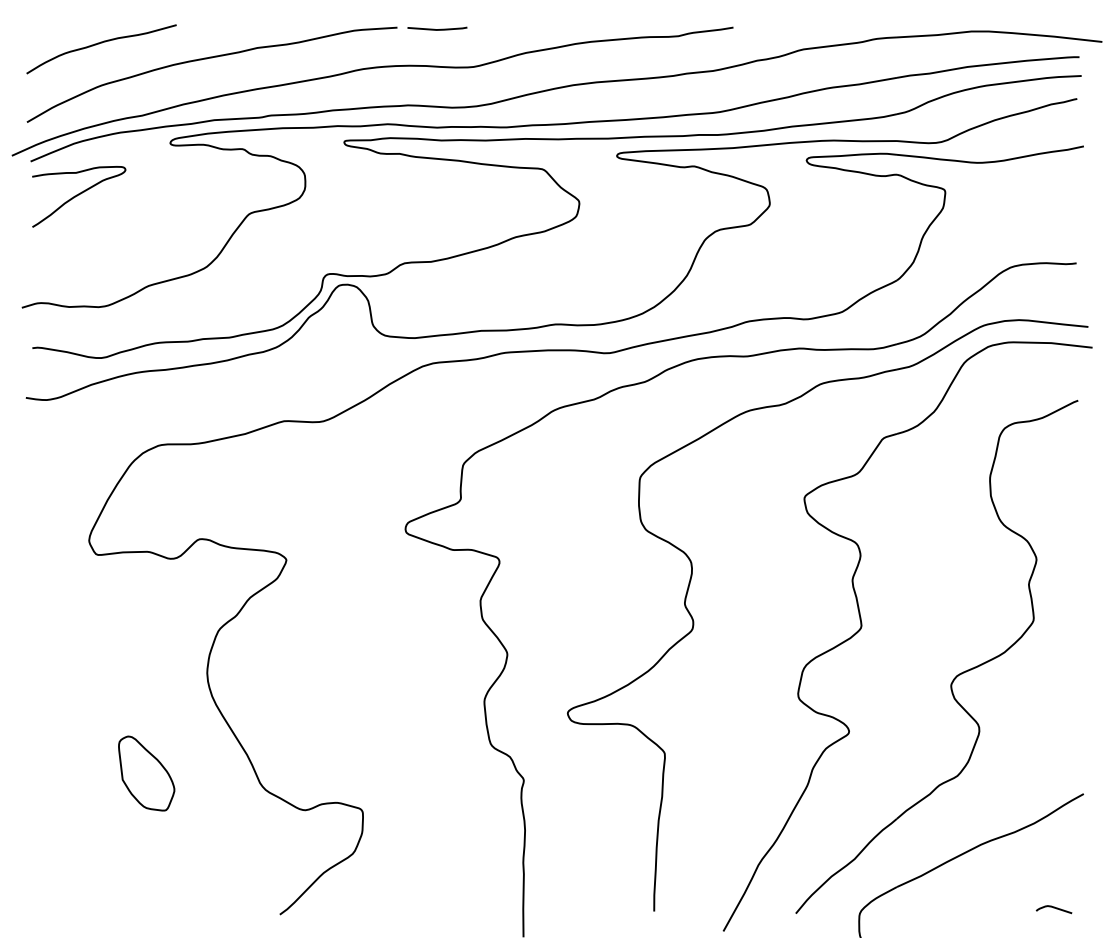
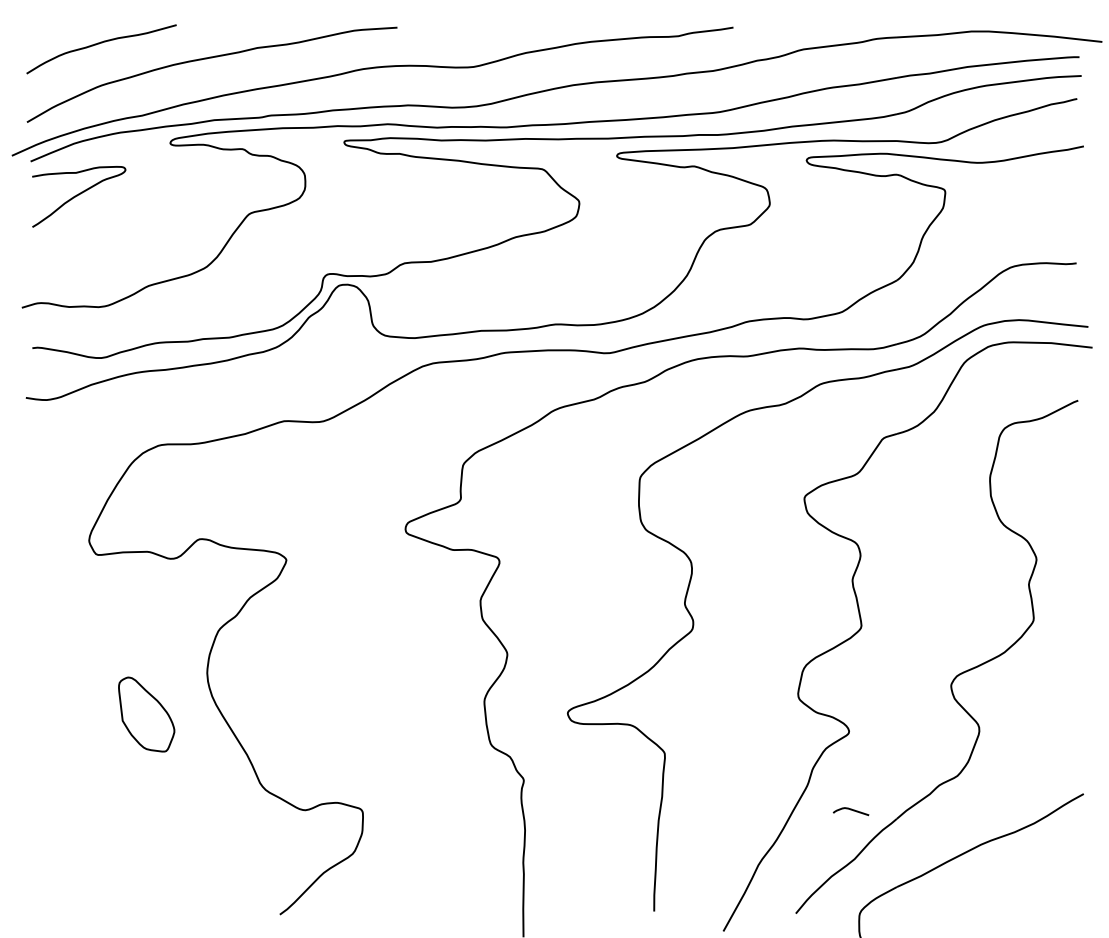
line: present -> none (437, 29)
part position: (146, 773) -> (146, 714) (146, 714)
curve position: (1053, 908) -> (850, 810) (850, 810)
